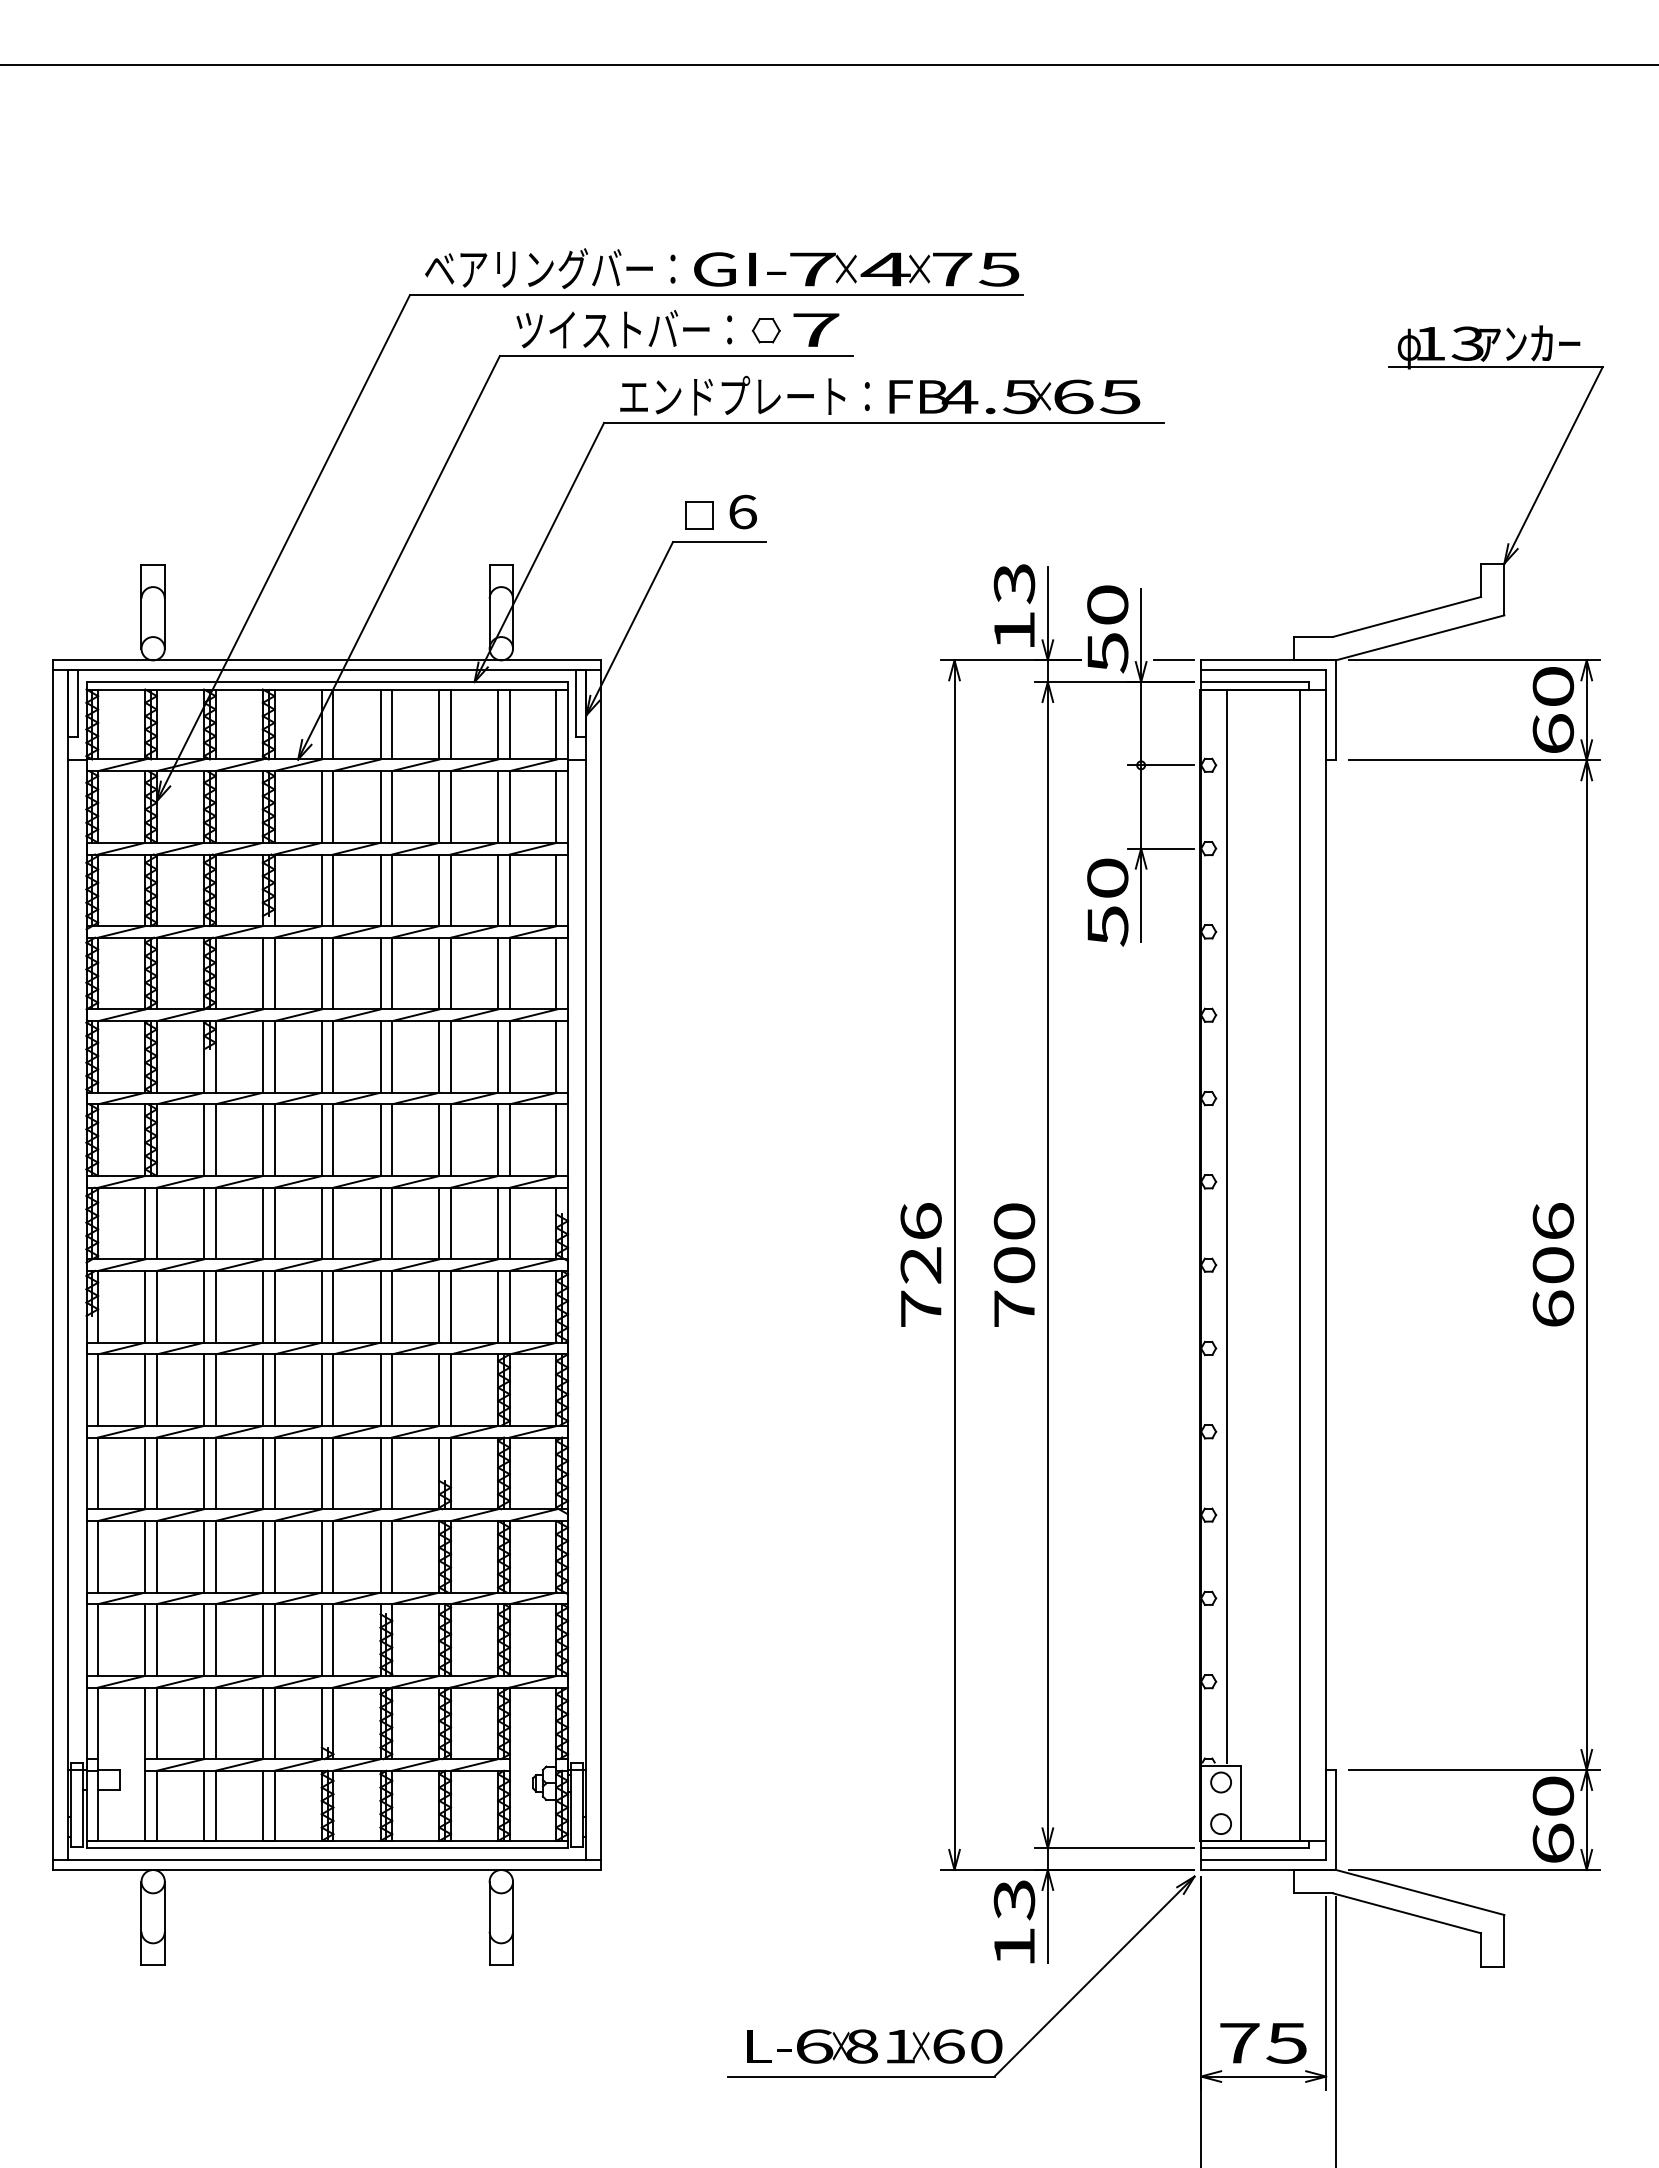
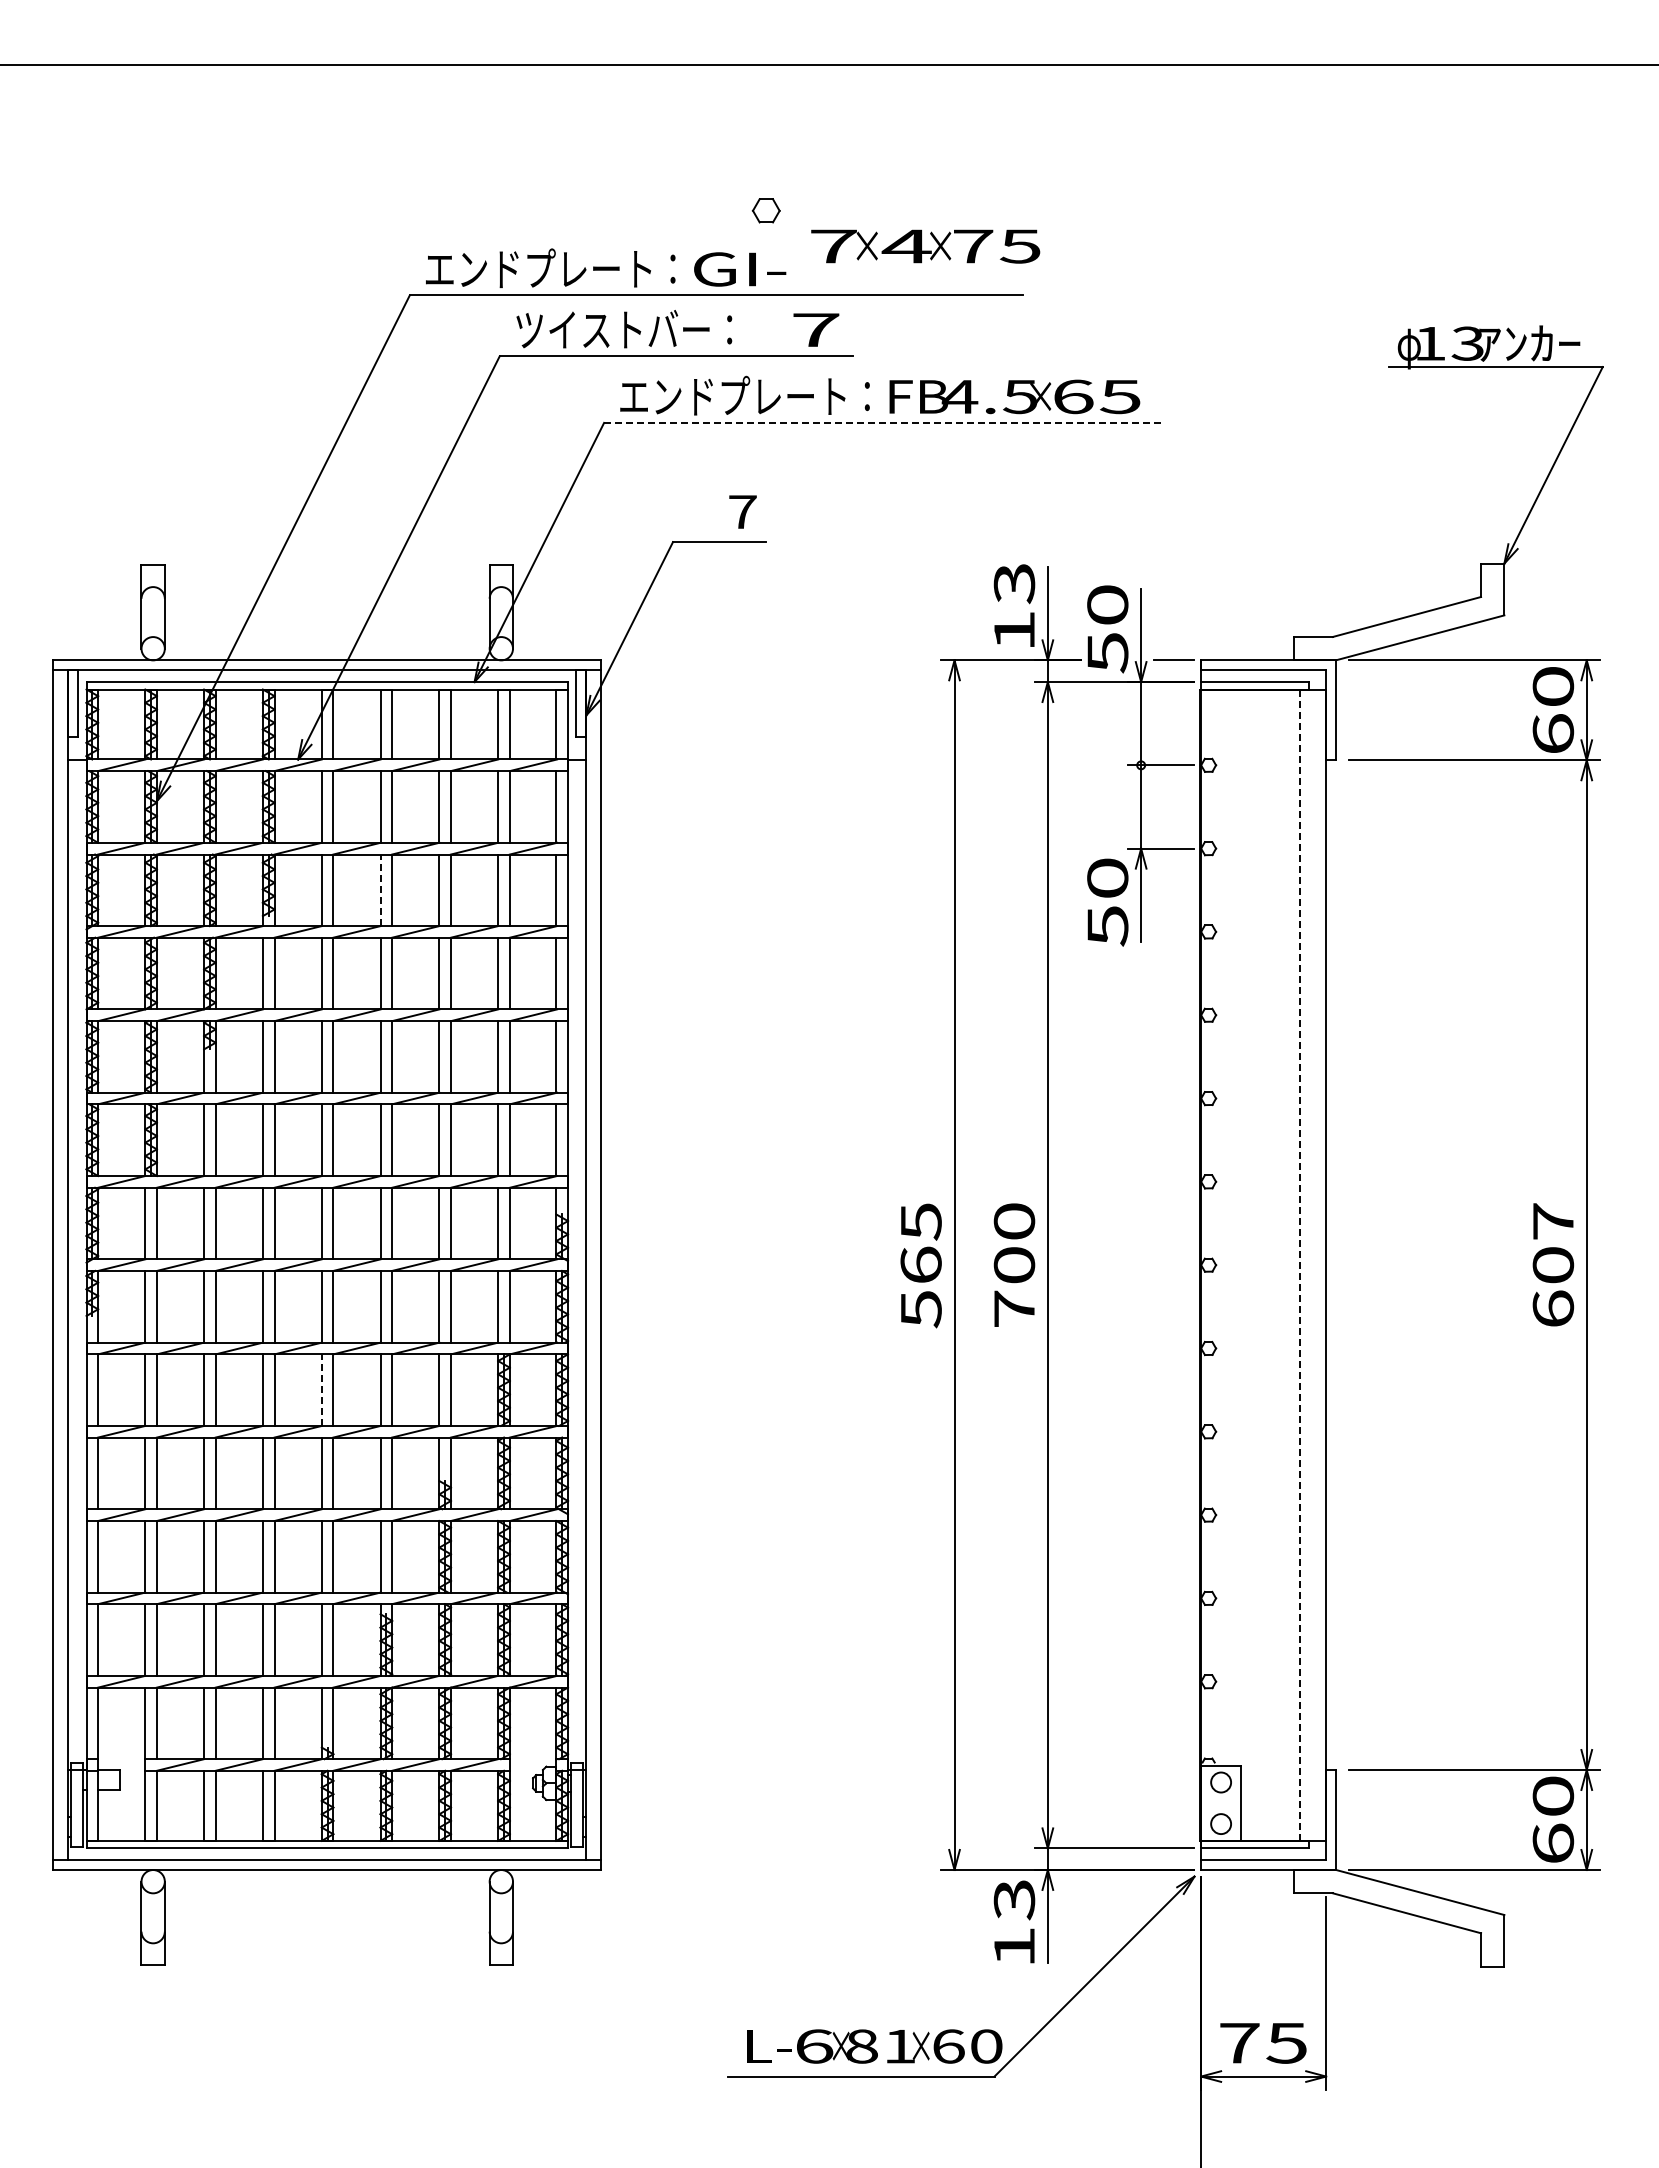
text: ベアリングバー： -> エンドプレート： (538, 268)
text position: (904, 269) -> (925, 246) (925, 246)
part position: (765, 330) -> (765, 210) (765, 210)
line: solid -> dashed (884, 422)
text: 6 -> 7 (742, 511)
part: present -> none (699, 515)
line: solid -> dashed (380, 890)
text: 606 -> 607 (1553, 1221)
line: present -> none (1226, 1225)
text: 726 -> 565 (920, 1265)
line: solid -> dashed (1300, 1265)
line: solid -> dashed (321, 1390)
line: present -> none (1336, 2030)
